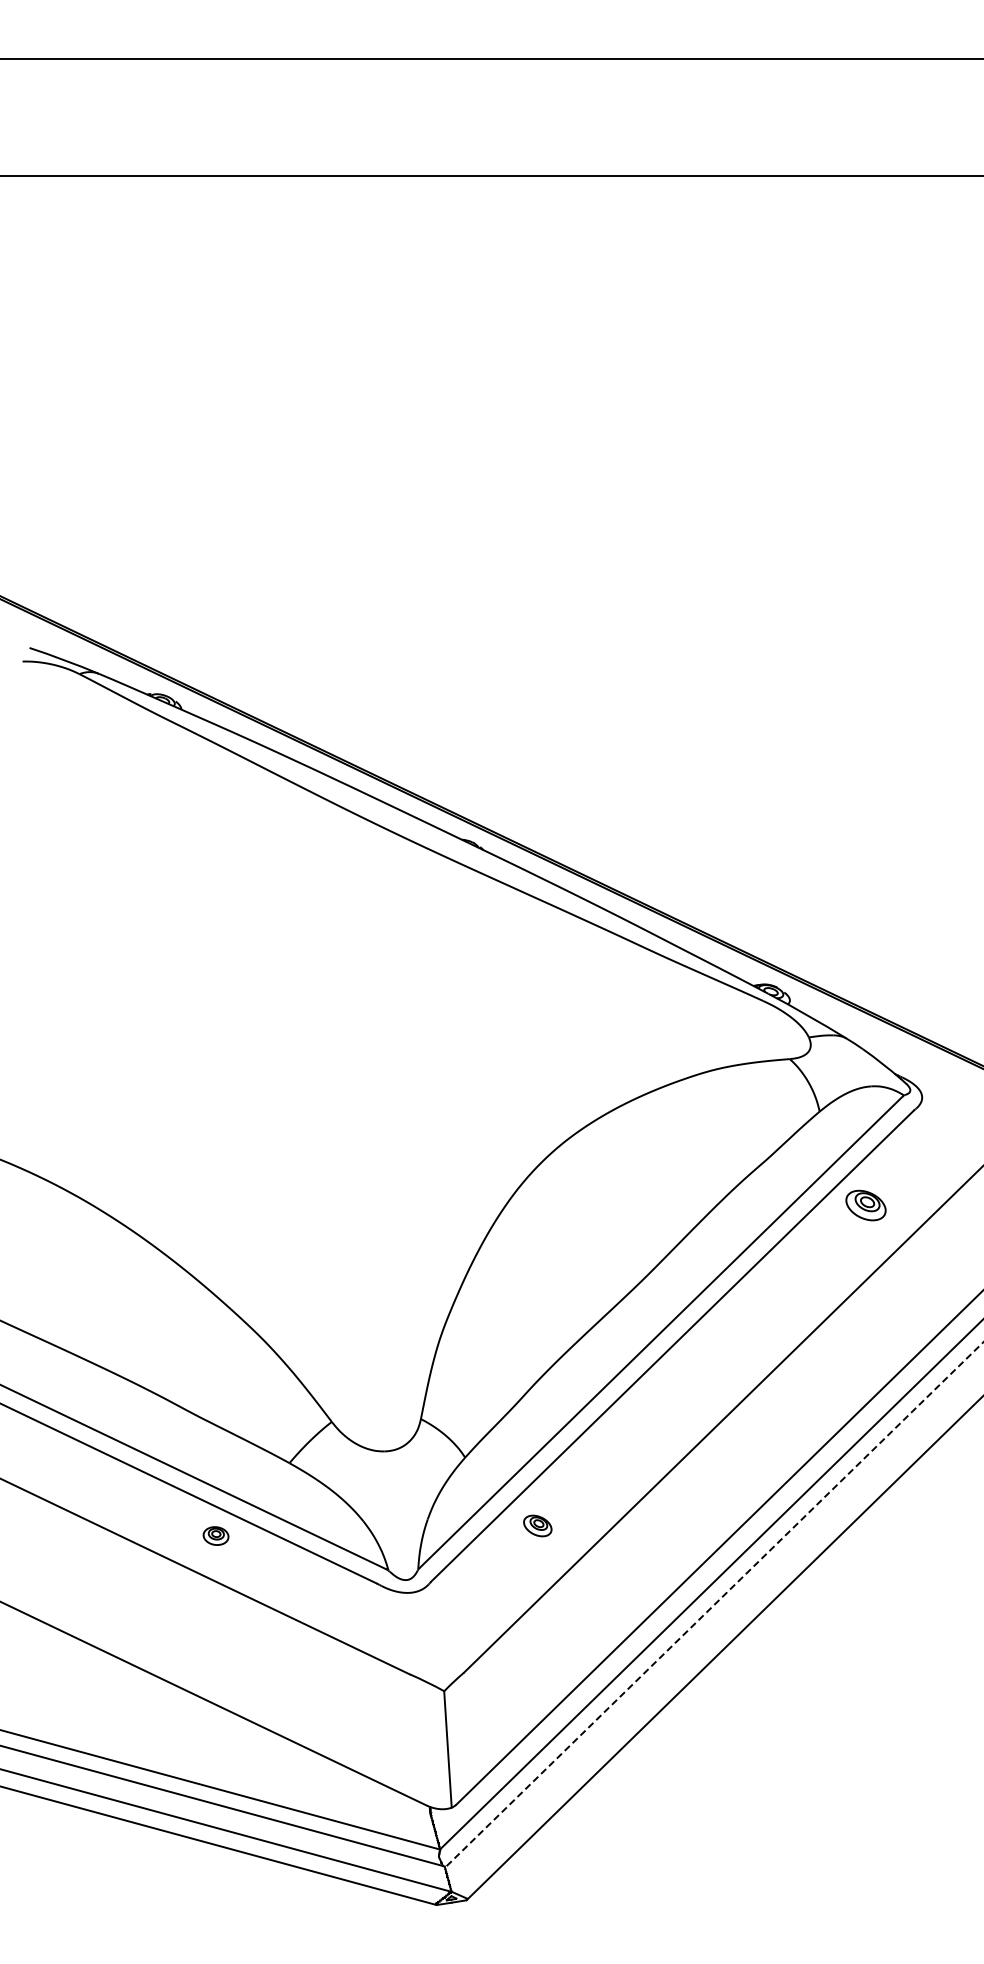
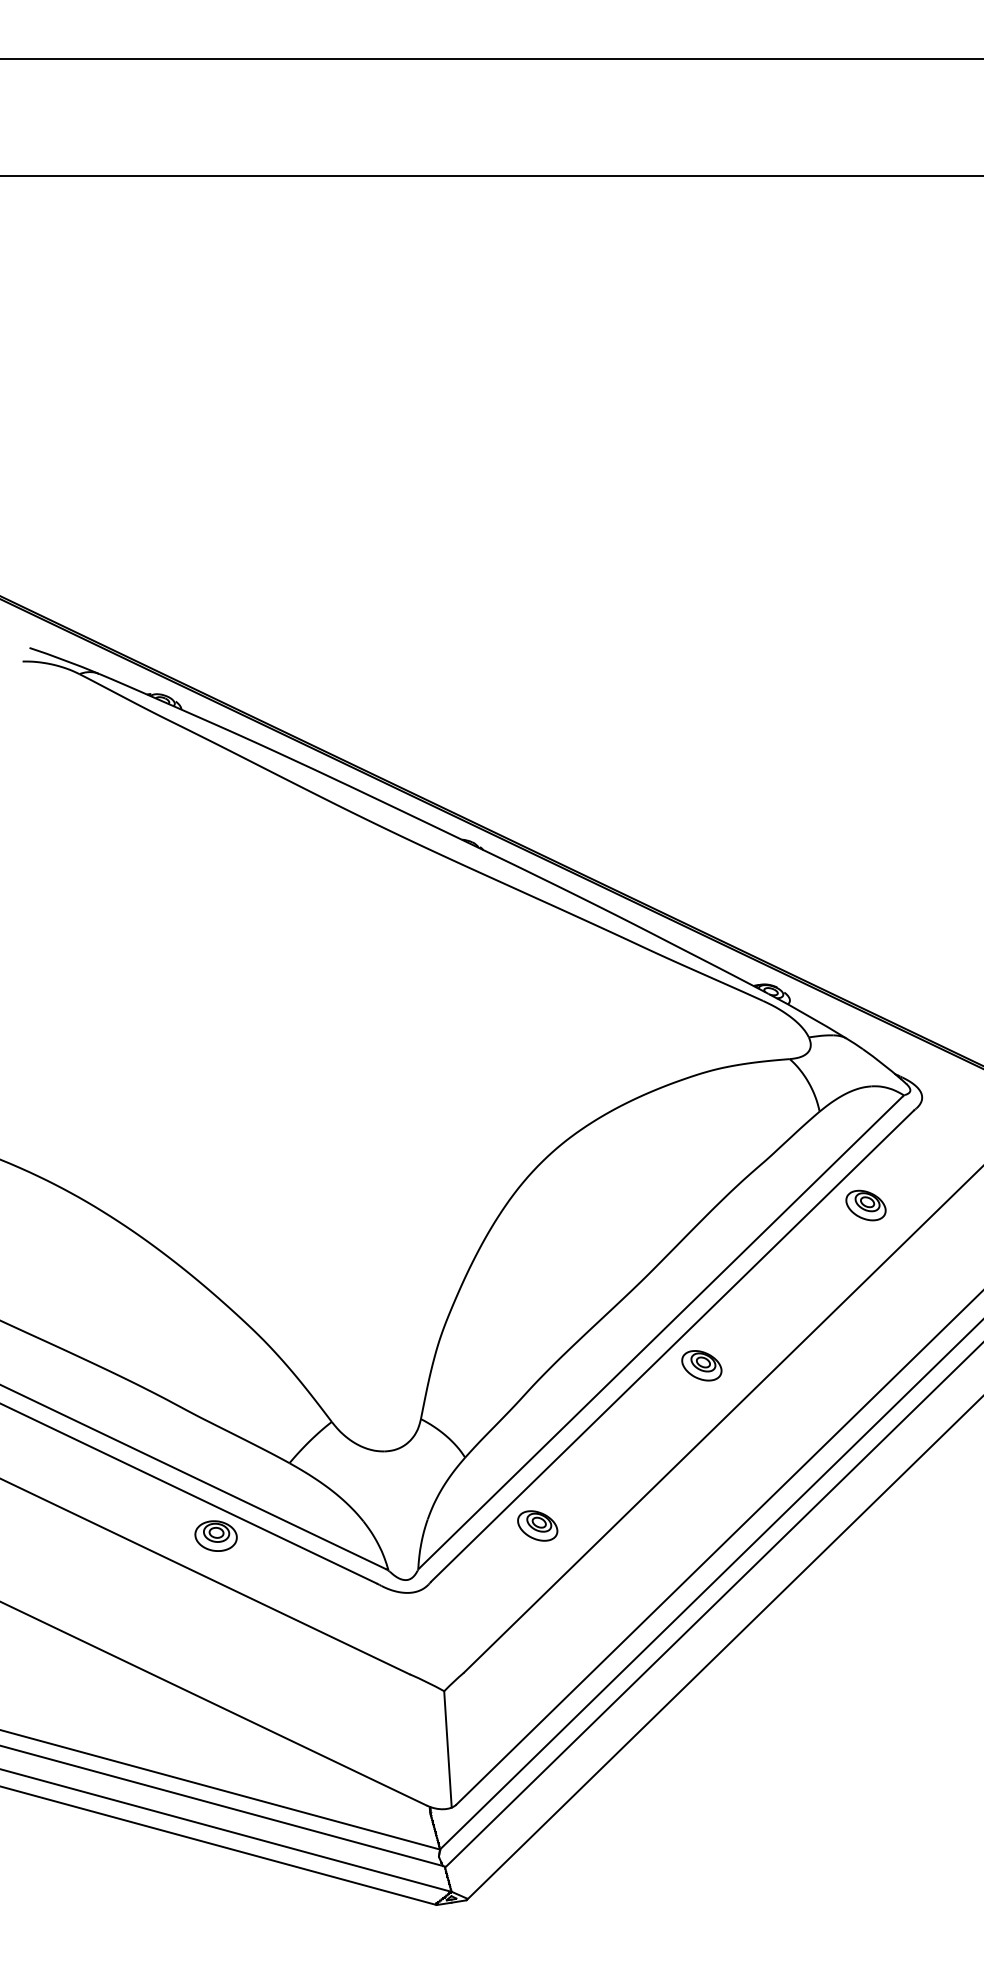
part: none -> present (701, 1365)
part size: 30x24 px -> 42x32 px (537, 1525)
part size: 28x20 px -> 44x32 px (215, 1535)
line: dashed -> solid (713, 1605)
